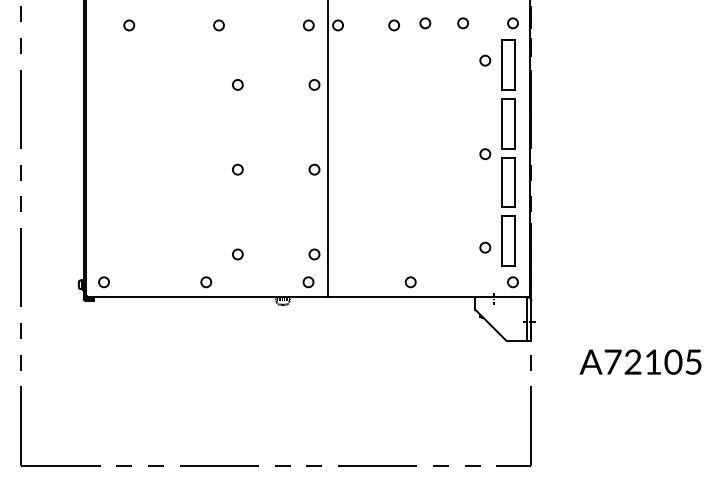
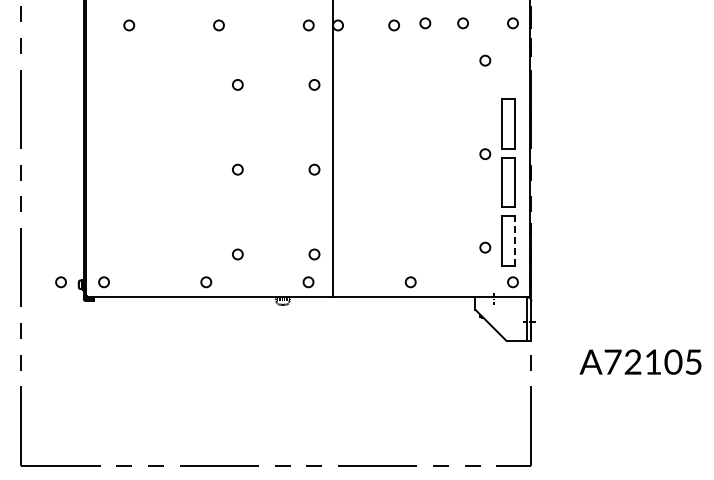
part: present -> none (508, 64)
line position: (328, 149) -> (333, 149) (333, 149)
line: solid -> dashed (514, 241)
circle: none -> present (60, 282)
